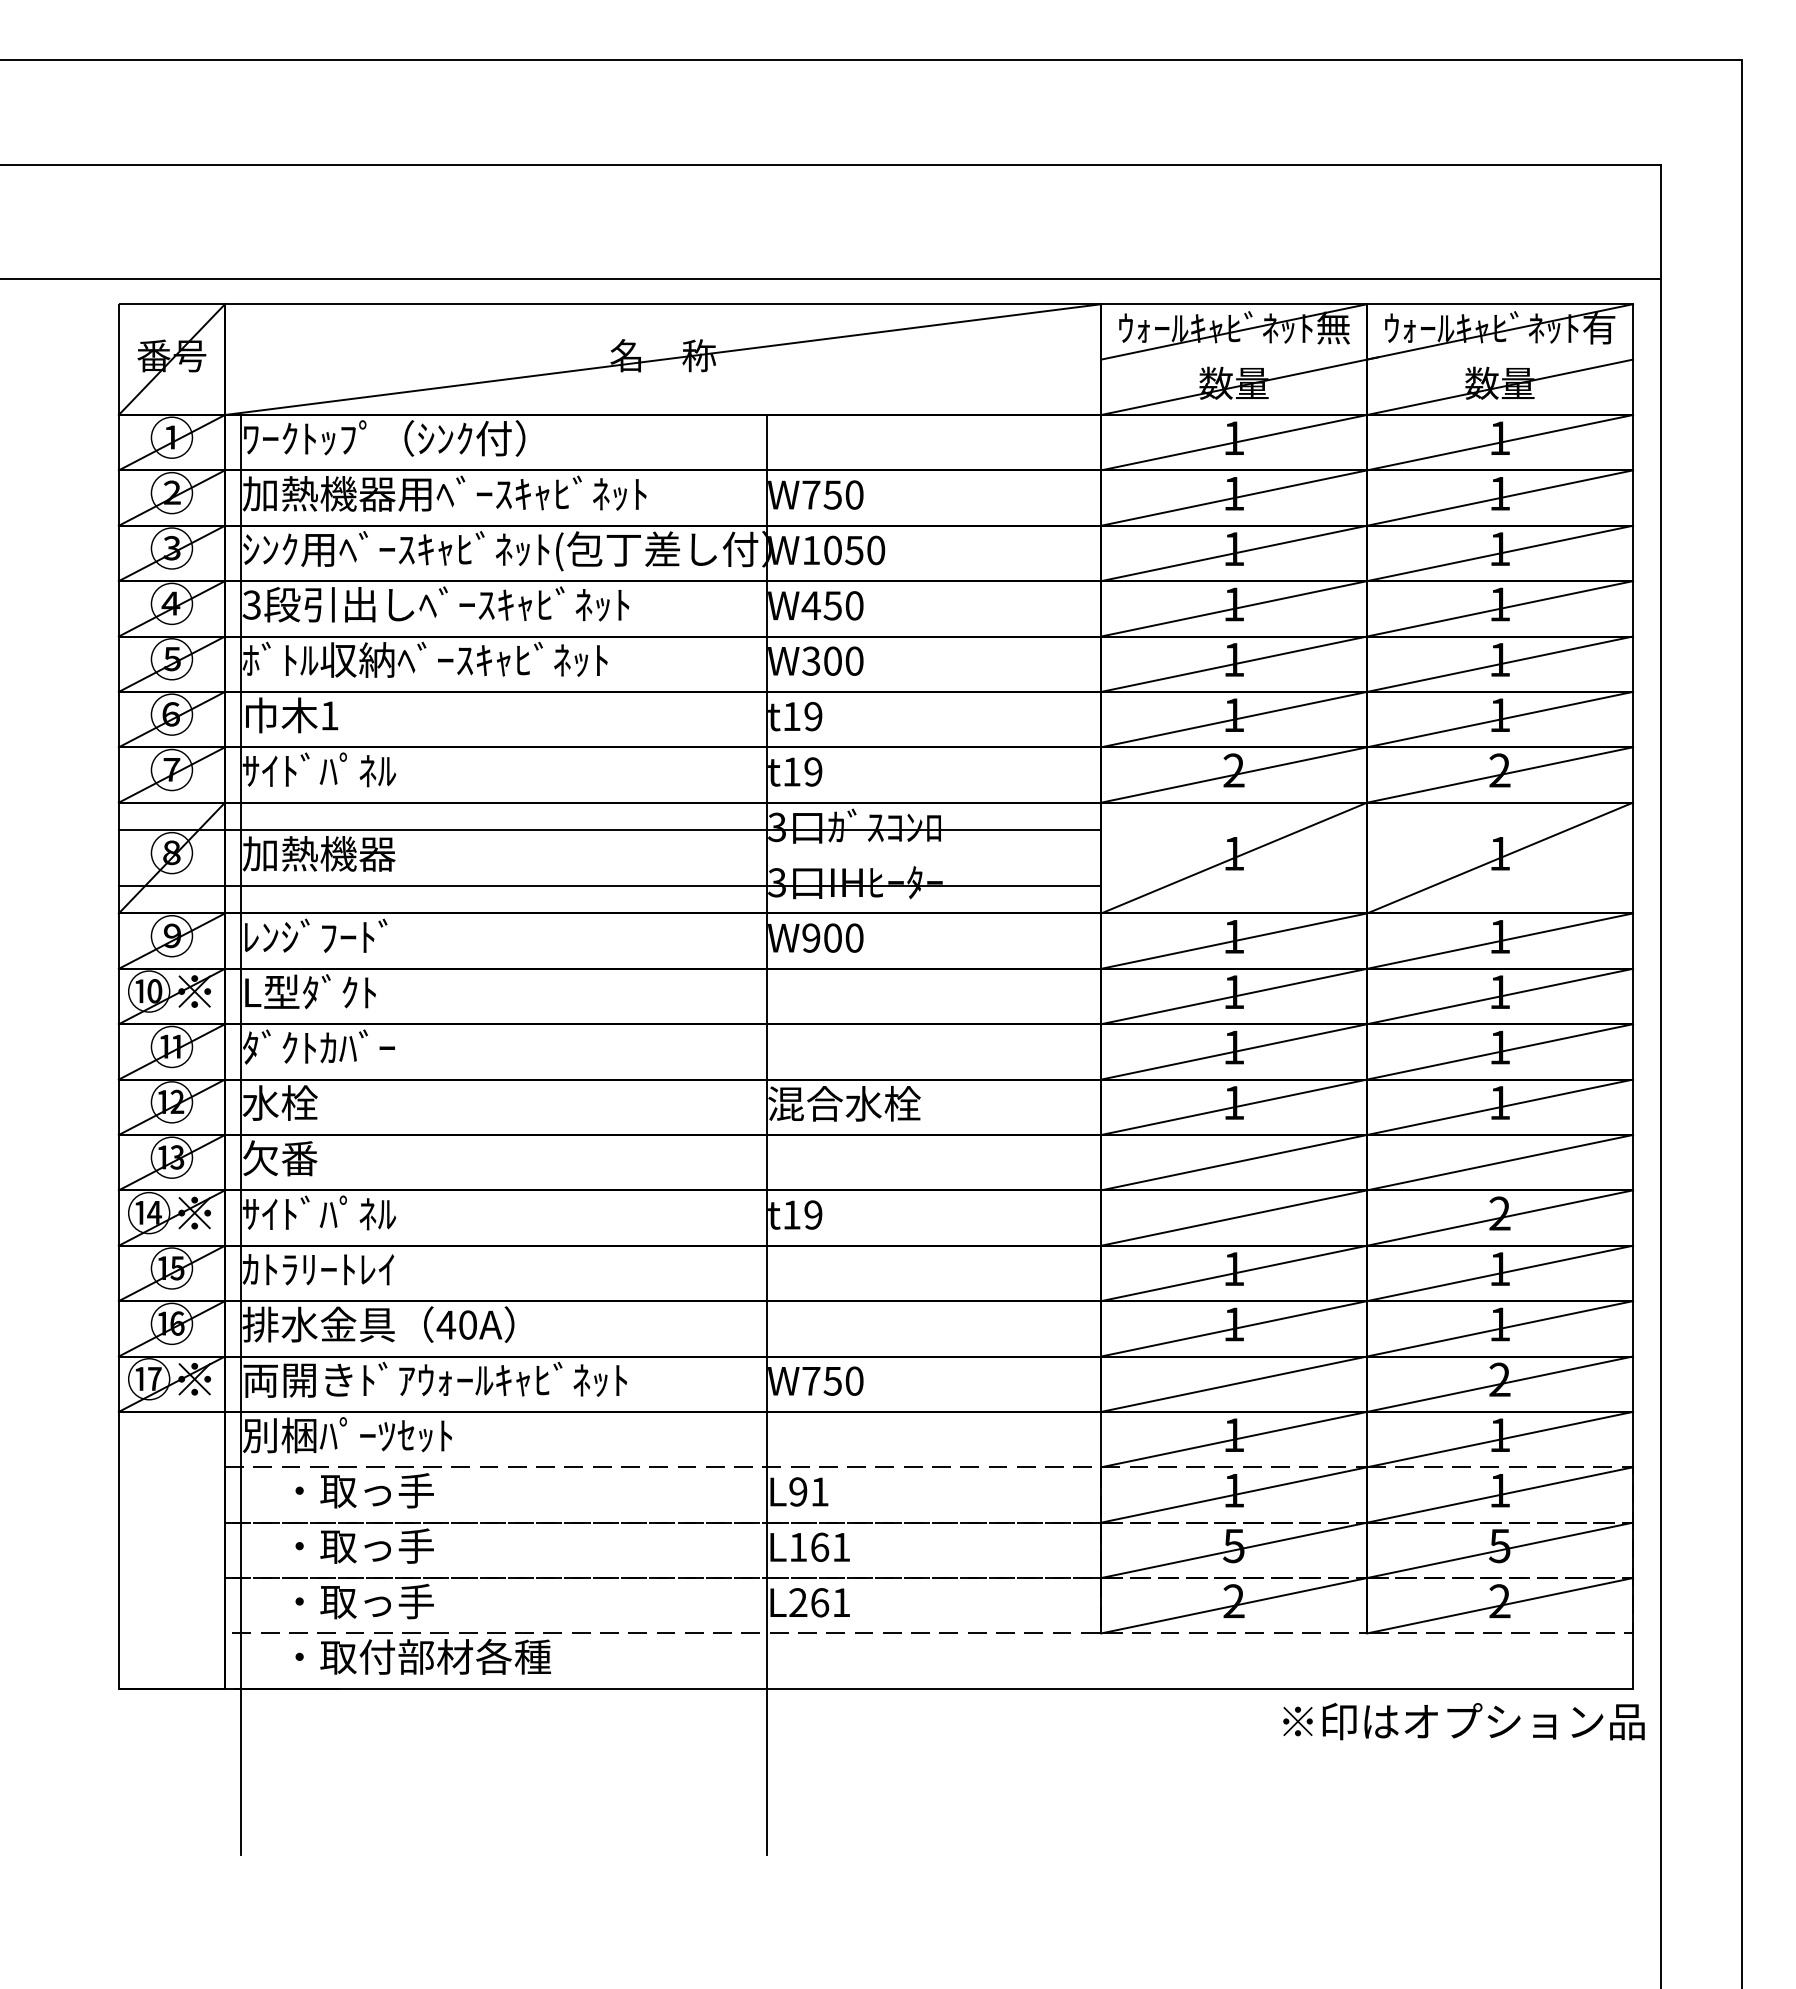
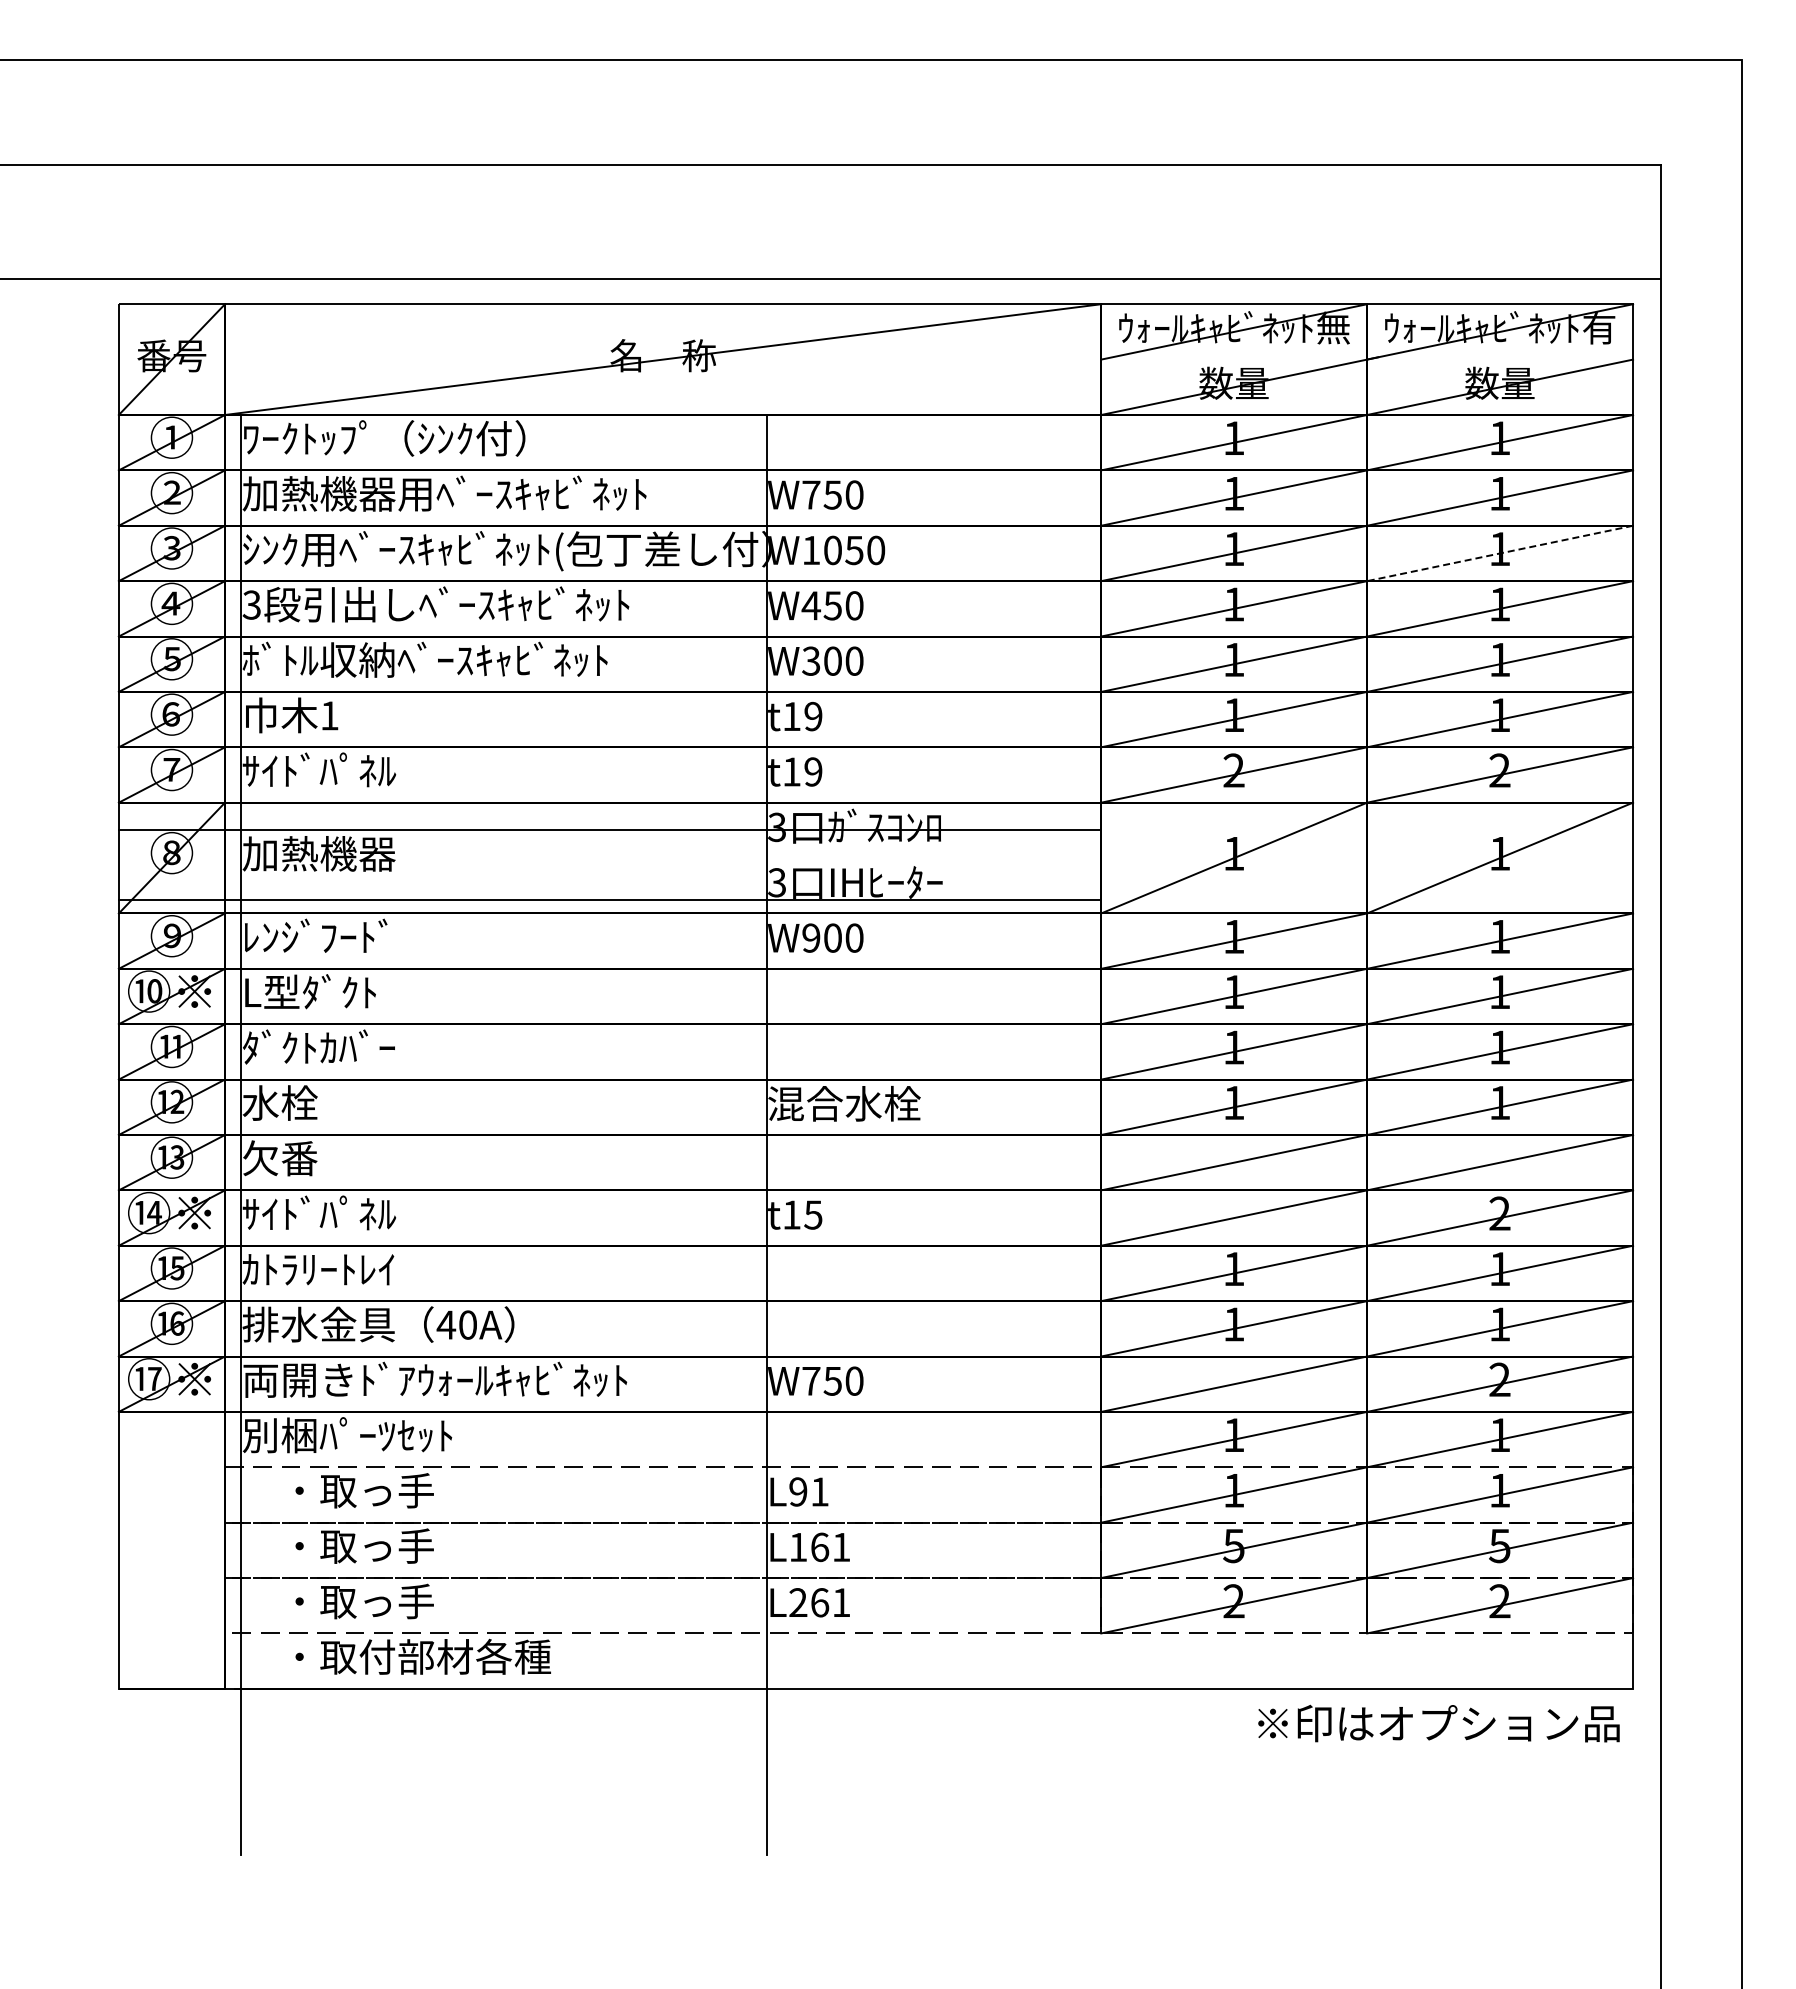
line: solid -> dashed (1500, 553)
line position: (609, 885) -> (609, 899) (609, 899)
text: t19 -> t15 (813, 1214)
text position: (1463, 1721) -> (1438, 1723) (1438, 1723)
